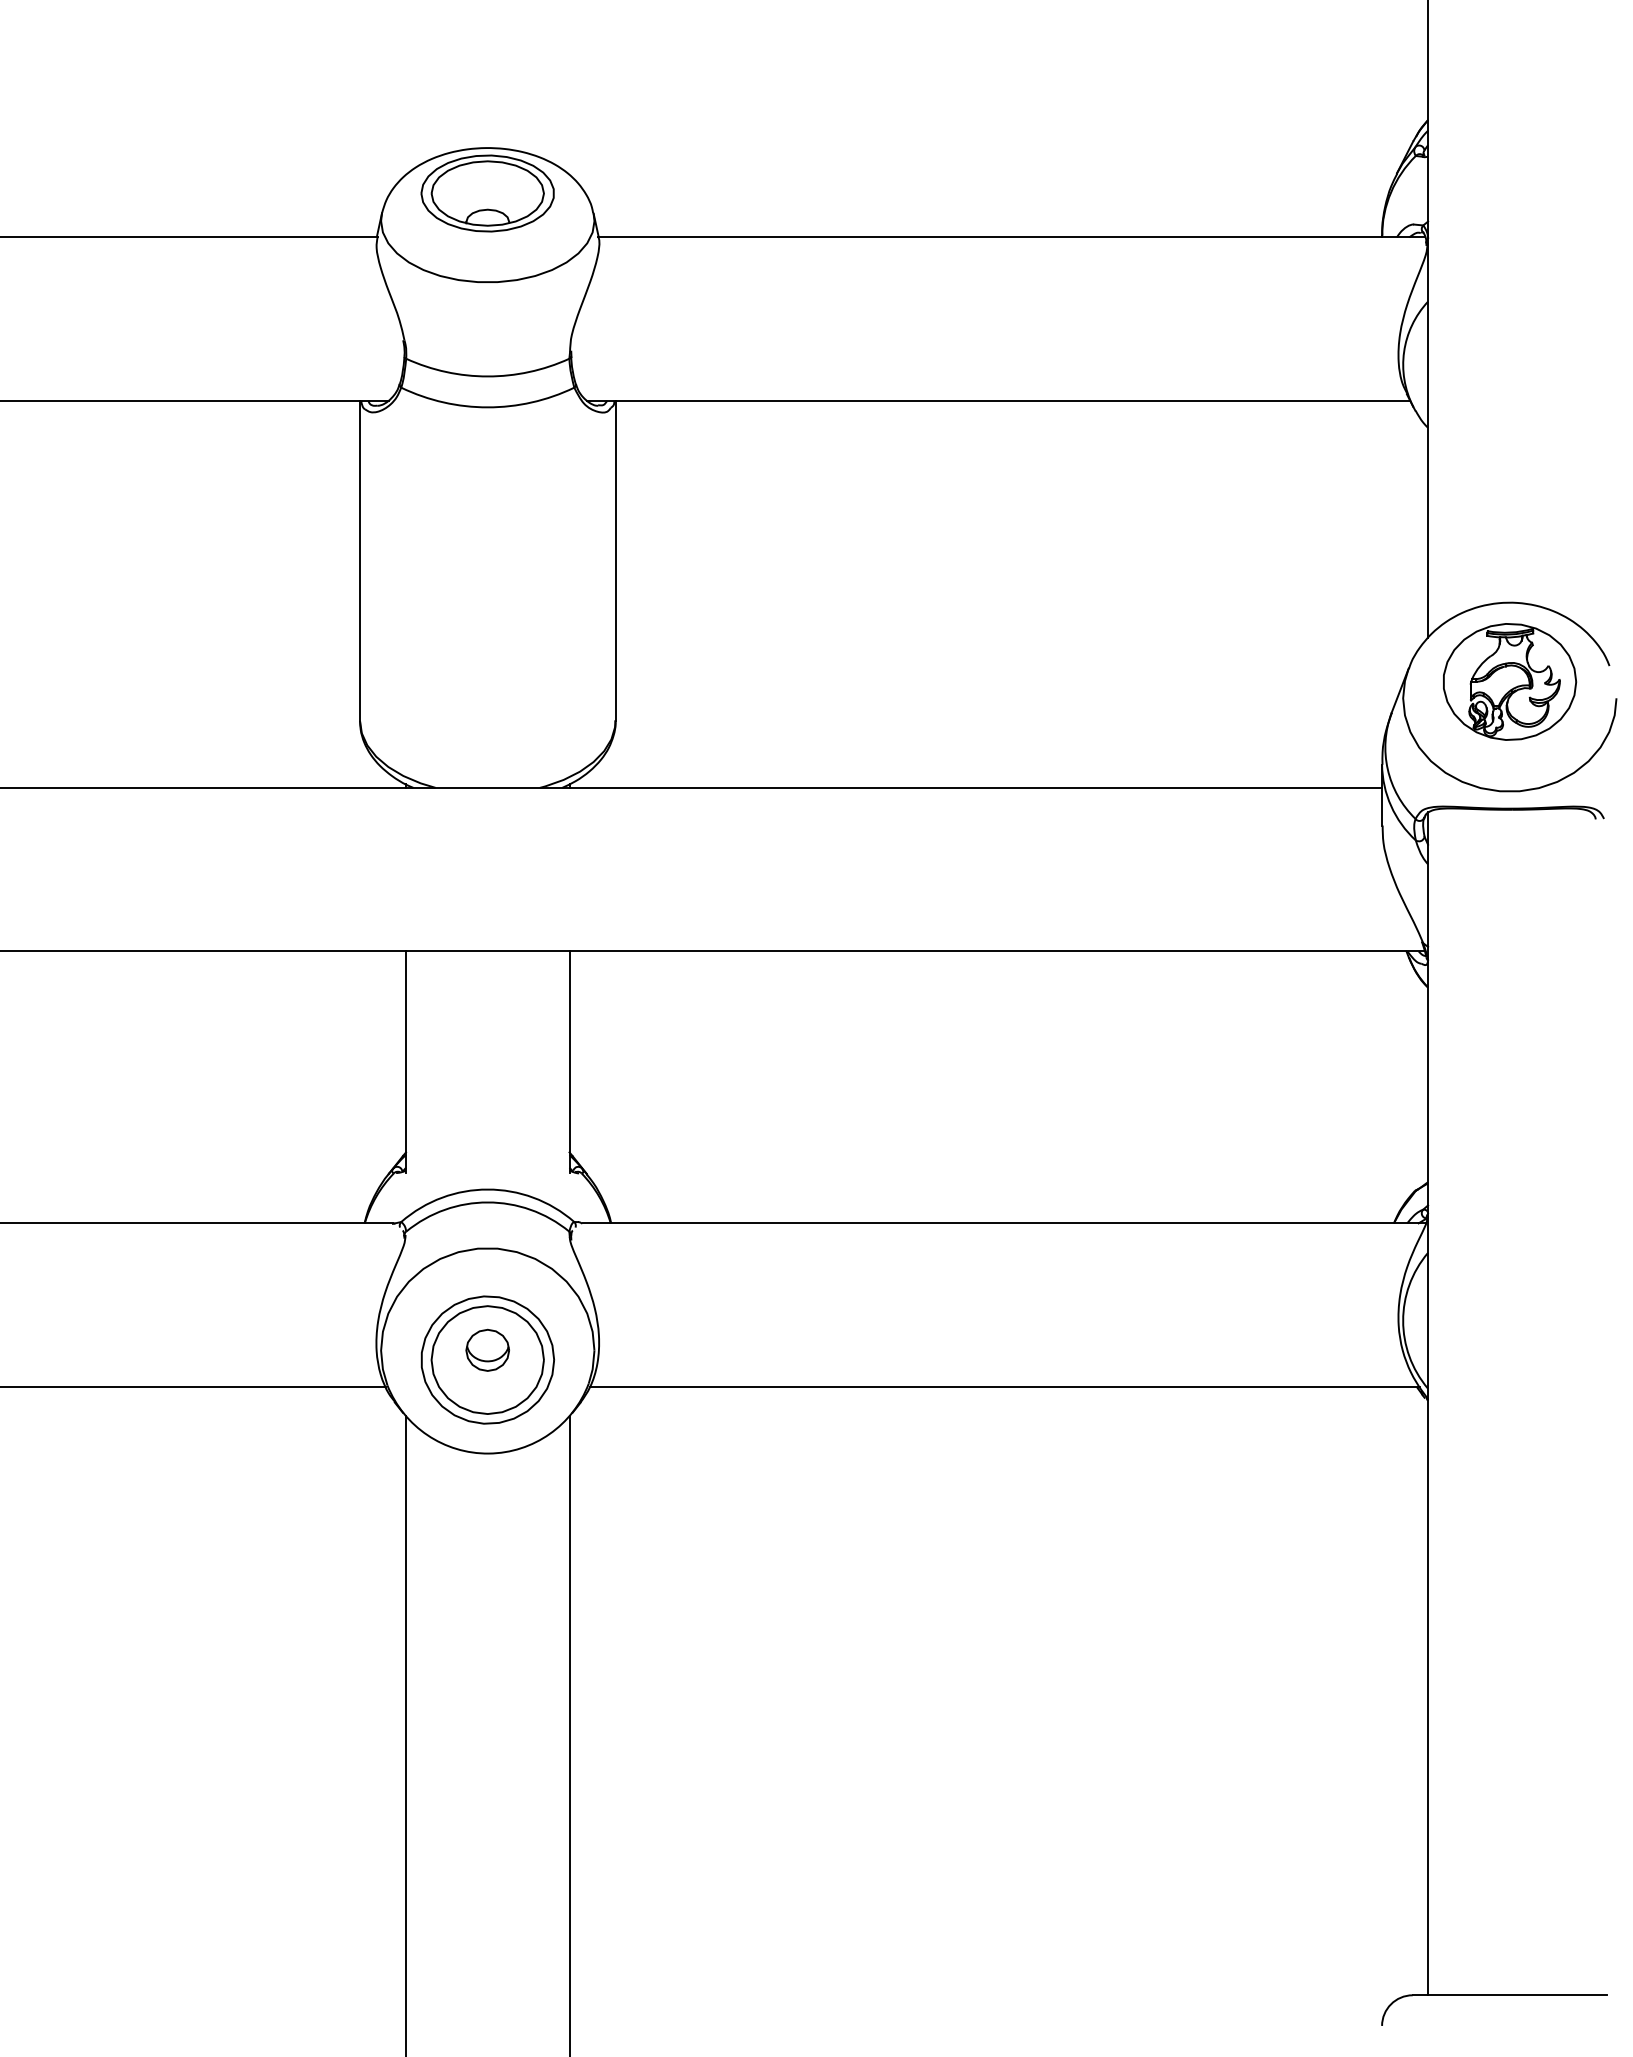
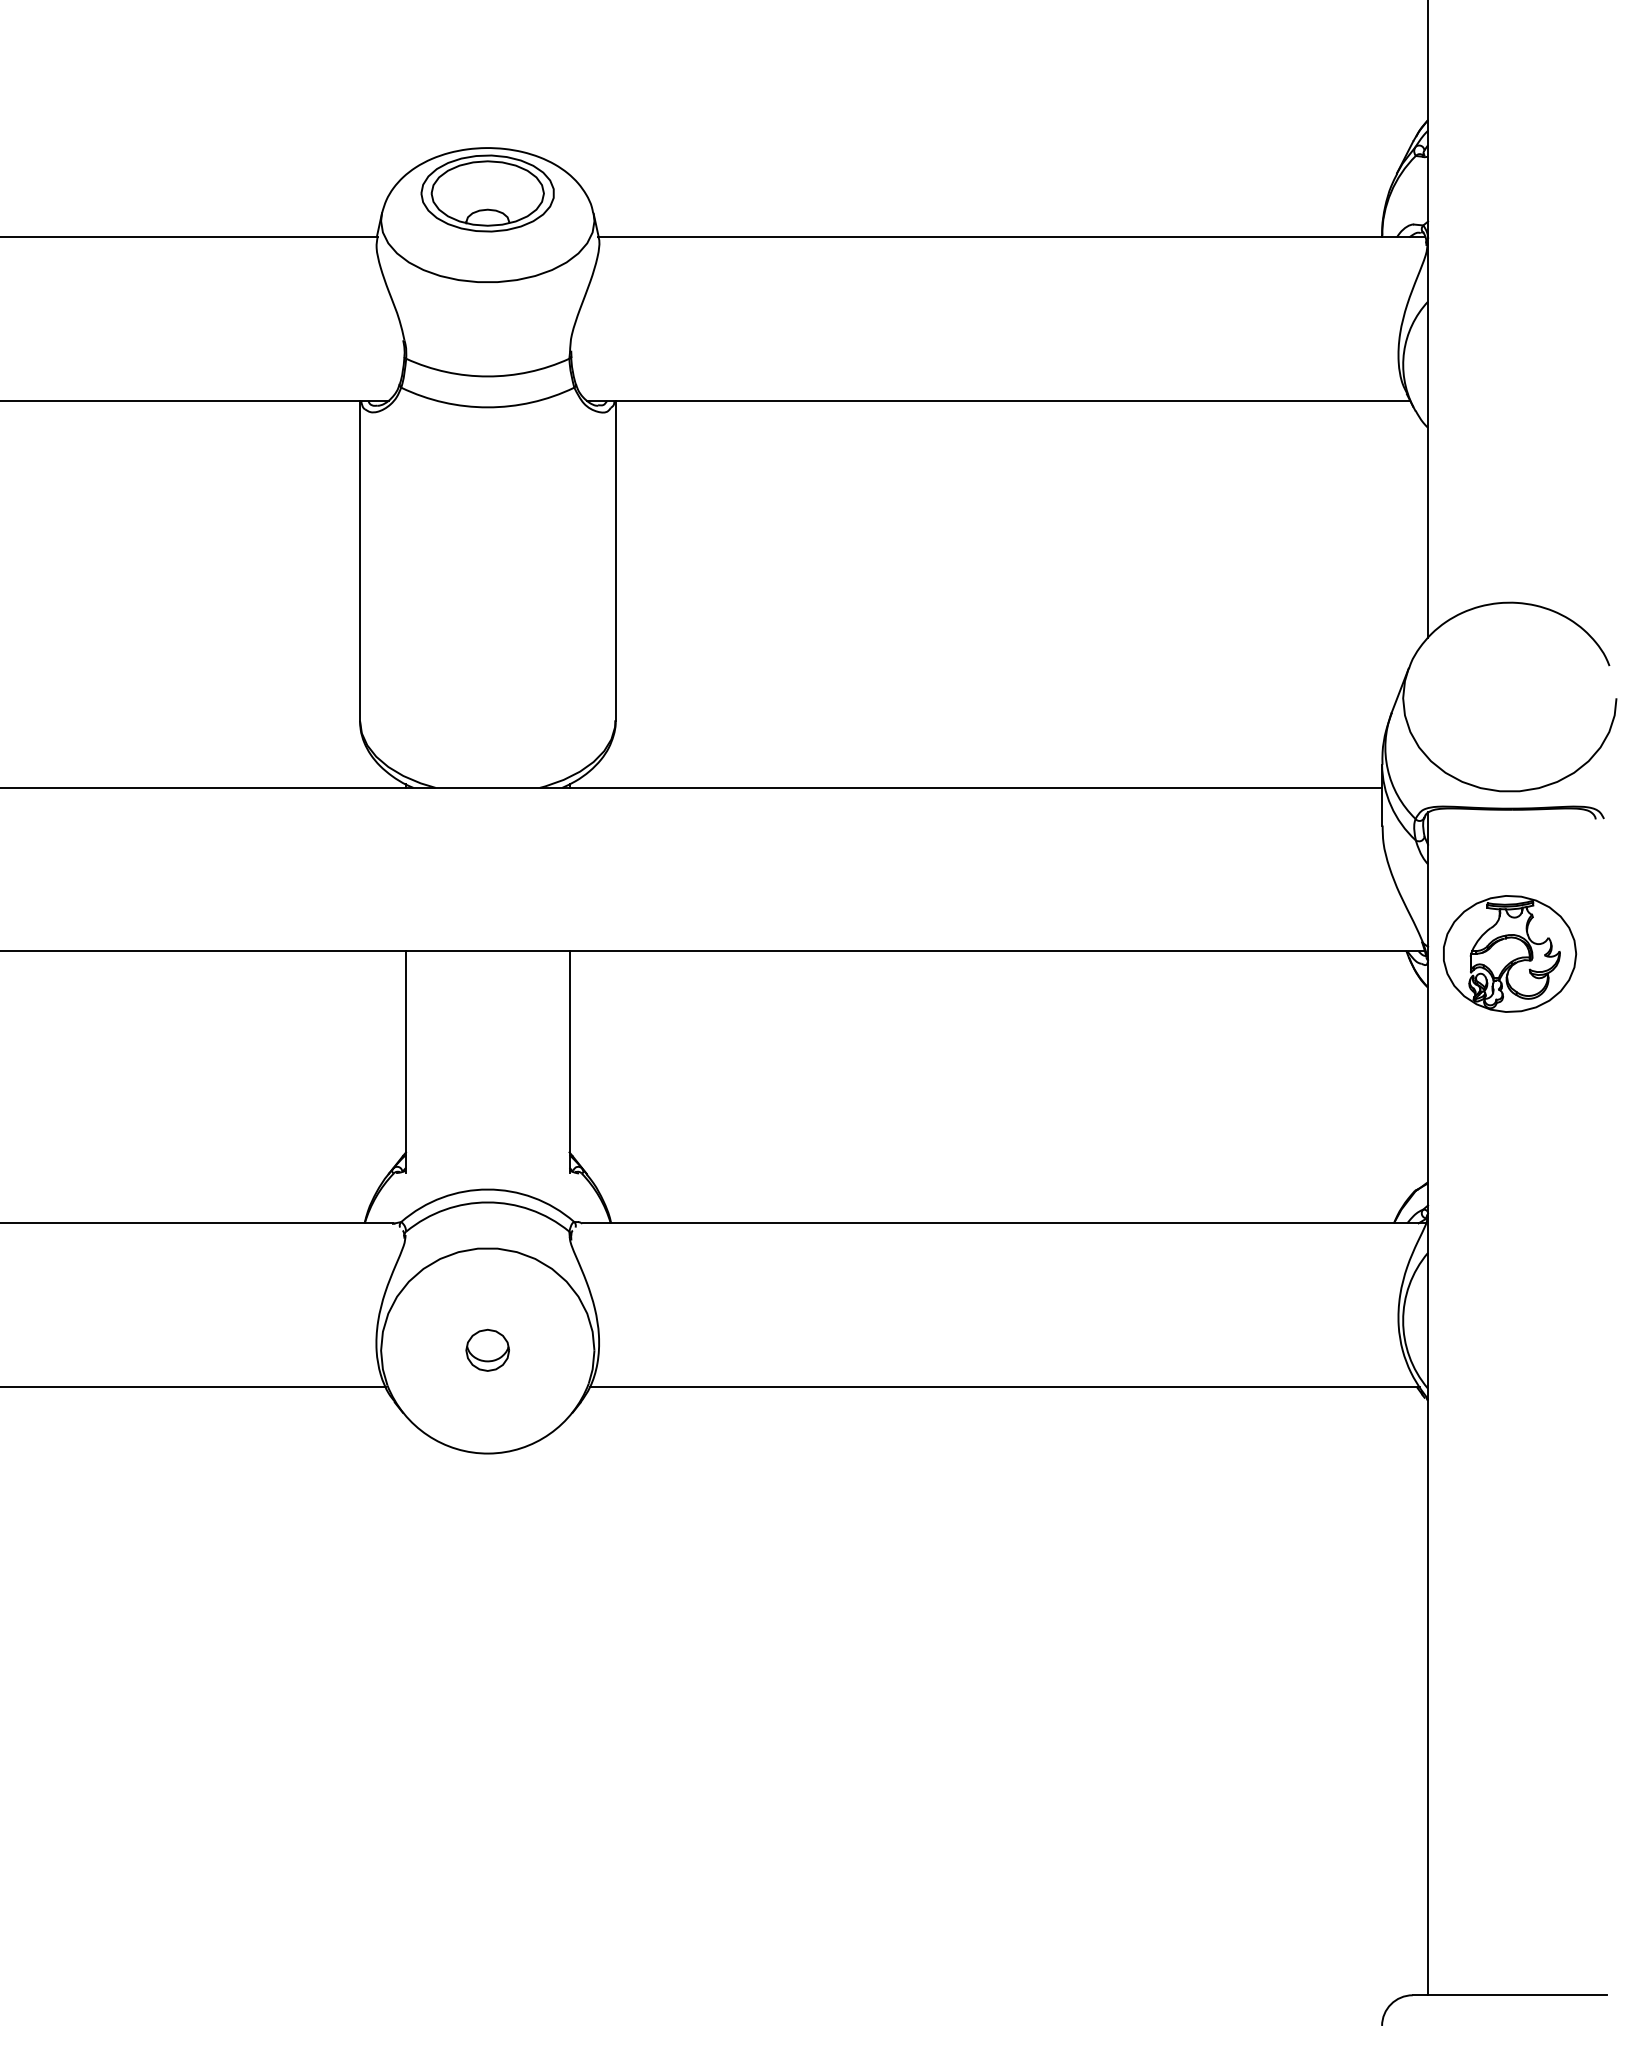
part position: (1510, 681) -> (1510, 953) (1510, 953)
part: present -> none (487, 1359)
line: present -> none (406, 1734)
line: present -> none (569, 1734)
